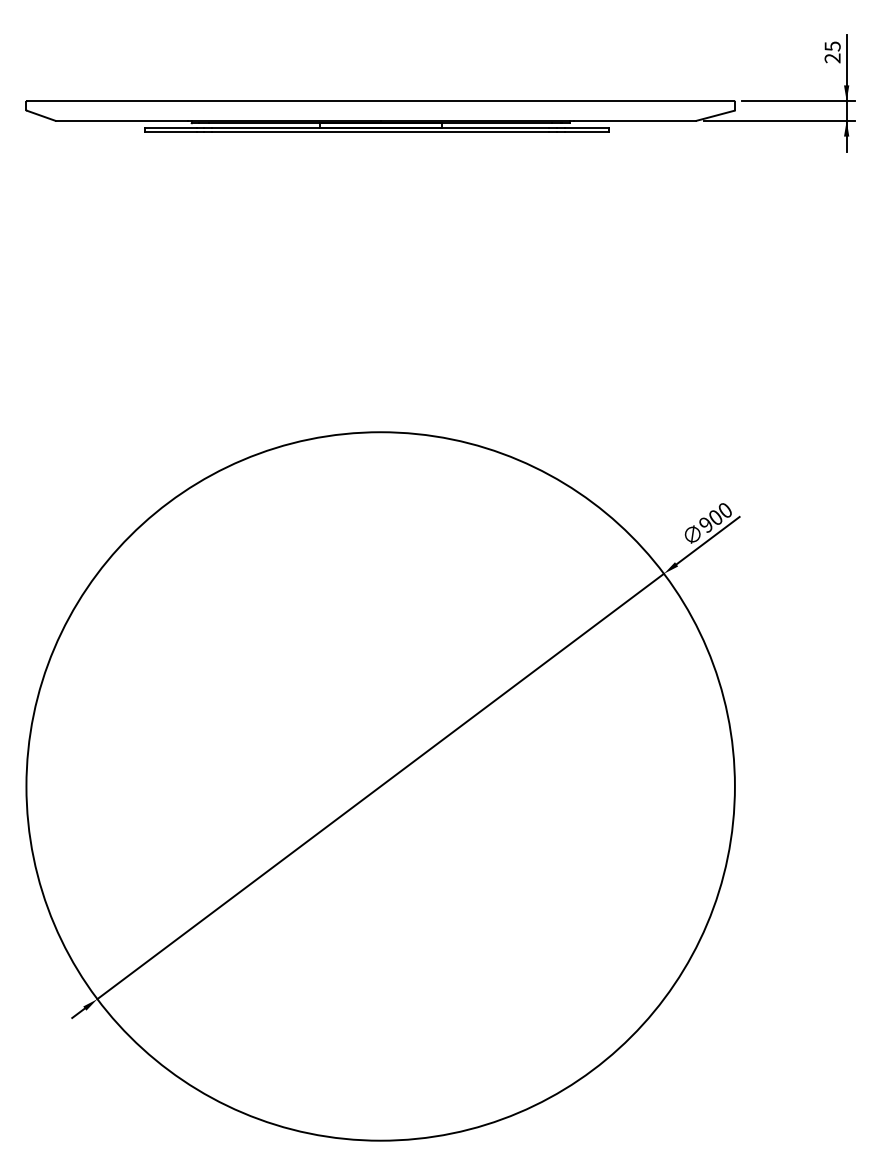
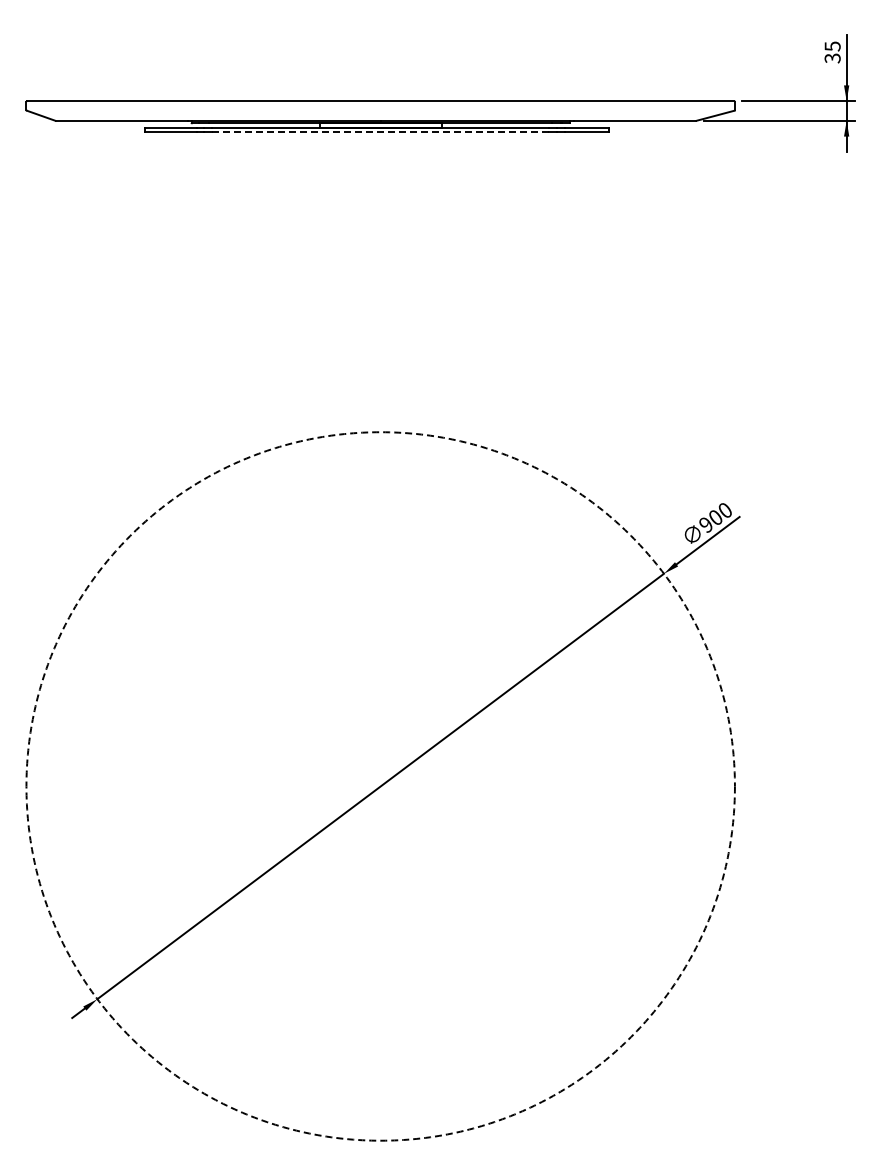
text: 25 -> 35 (832, 58)
line: solid -> dashed (381, 132)
circle: solid -> dashed (380, 786)
